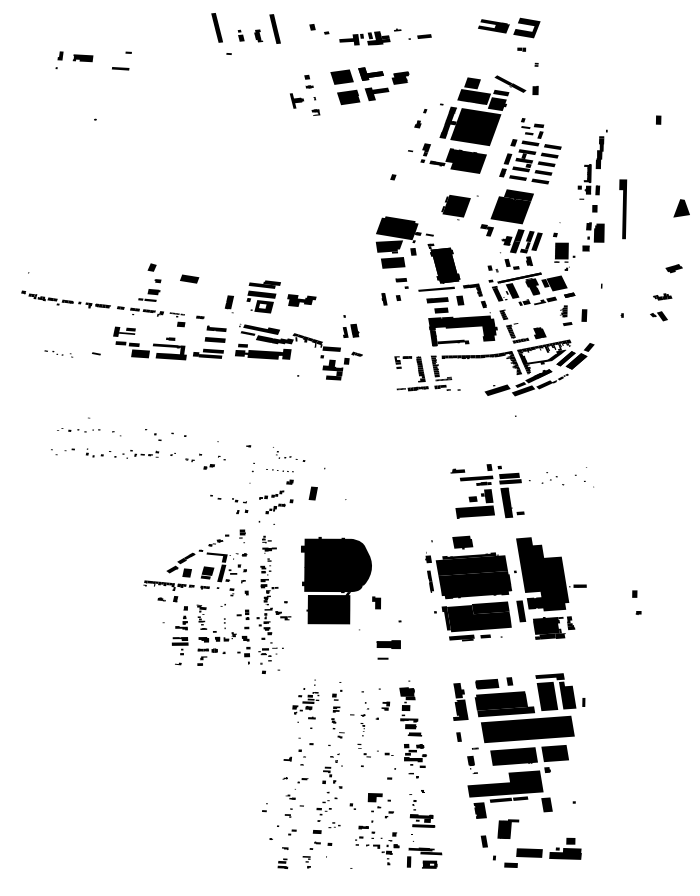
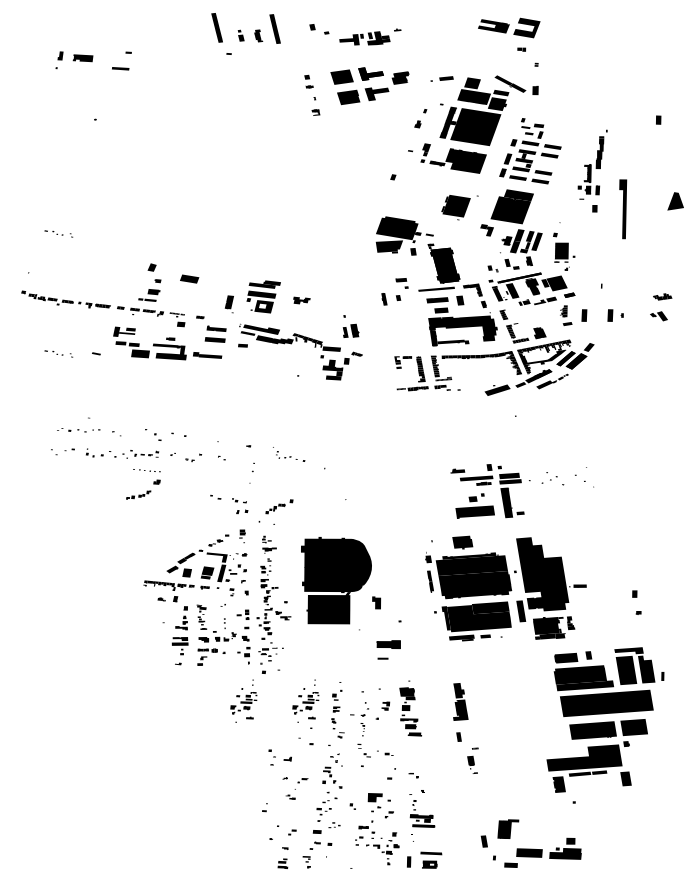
part position: (419, 36) -> (441, 78) (441, 78)
part: present -> none (296, 100)
fill: present -> none (546, 164)
part position: (681, 208) -> (675, 201) (675, 201)
part: none -> present (58, 233)
part: present -> none (593, 236)
fill: present -> none (392, 262)
part: present -> none (673, 268)
part size: 30x13 px -> 18x9 px (301, 300)
part: none -> present (610, 315)
fill: present -> none (213, 350)
fill: present -> none (262, 353)
fill: present -> none (523, 390)
part: present -> none (208, 466)
part position: (280, 490) -> (147, 490) (147, 490)
fill: present -> none (313, 493)
fill: present -> none (488, 496)
part: none -> present (243, 700)
part position: (526, 745) -> (605, 719) (605, 719)
part: present -> none (415, 755)
part position: (301, 757) -> (271, 757) (271, 757)
part: present -> none (293, 811)
fill: present -> none (421, 849)
